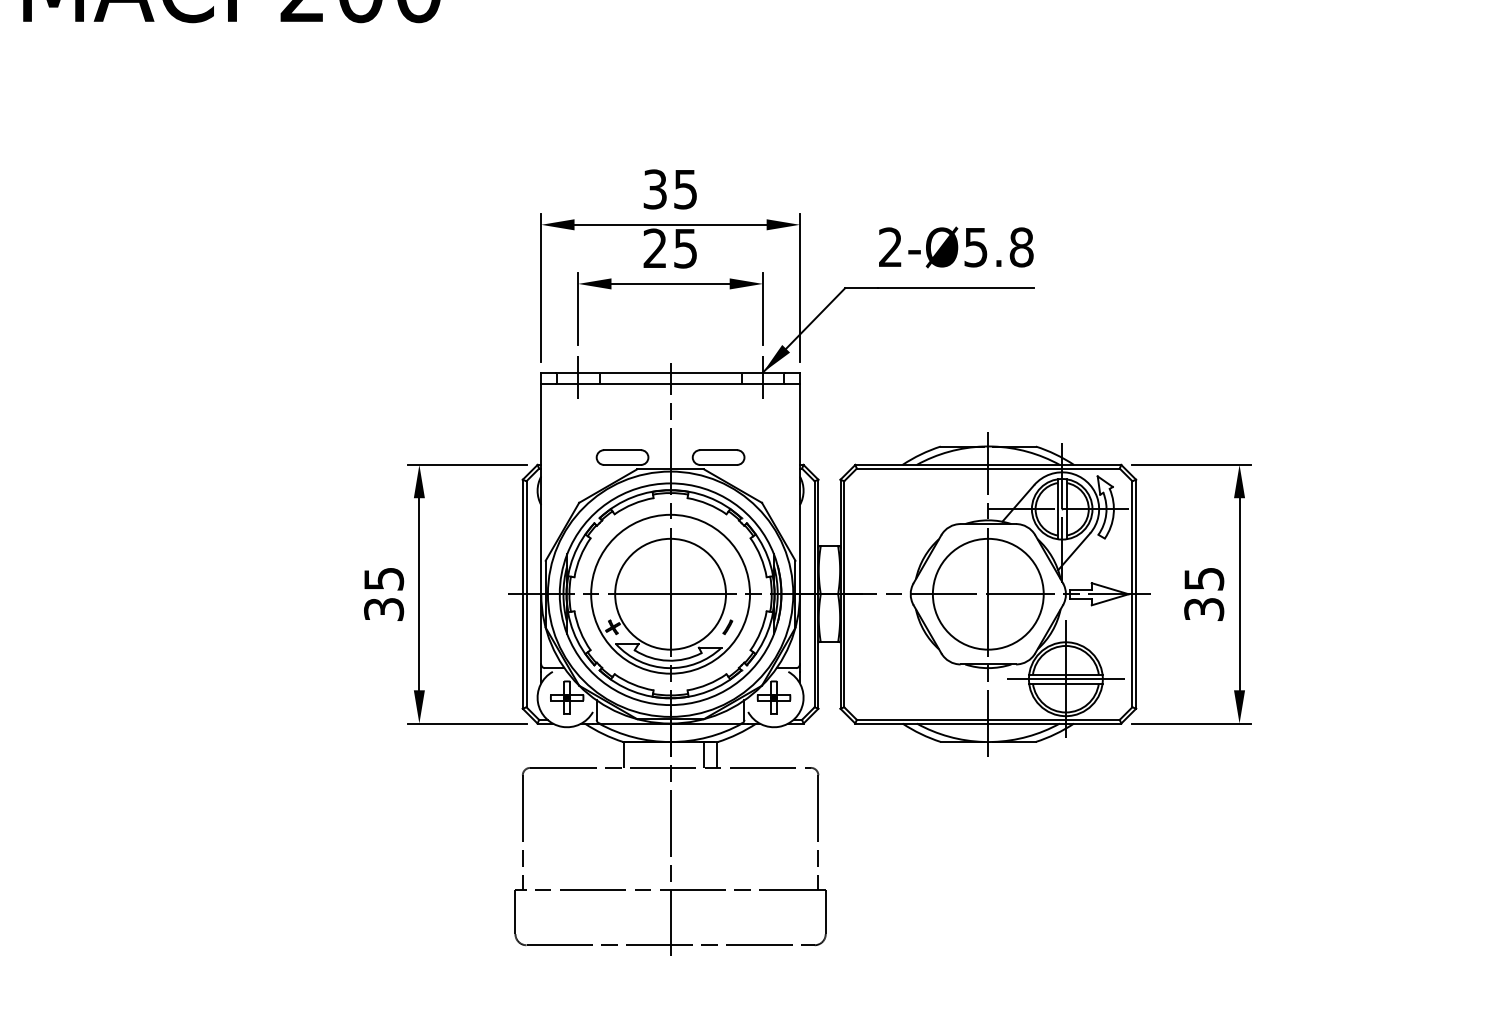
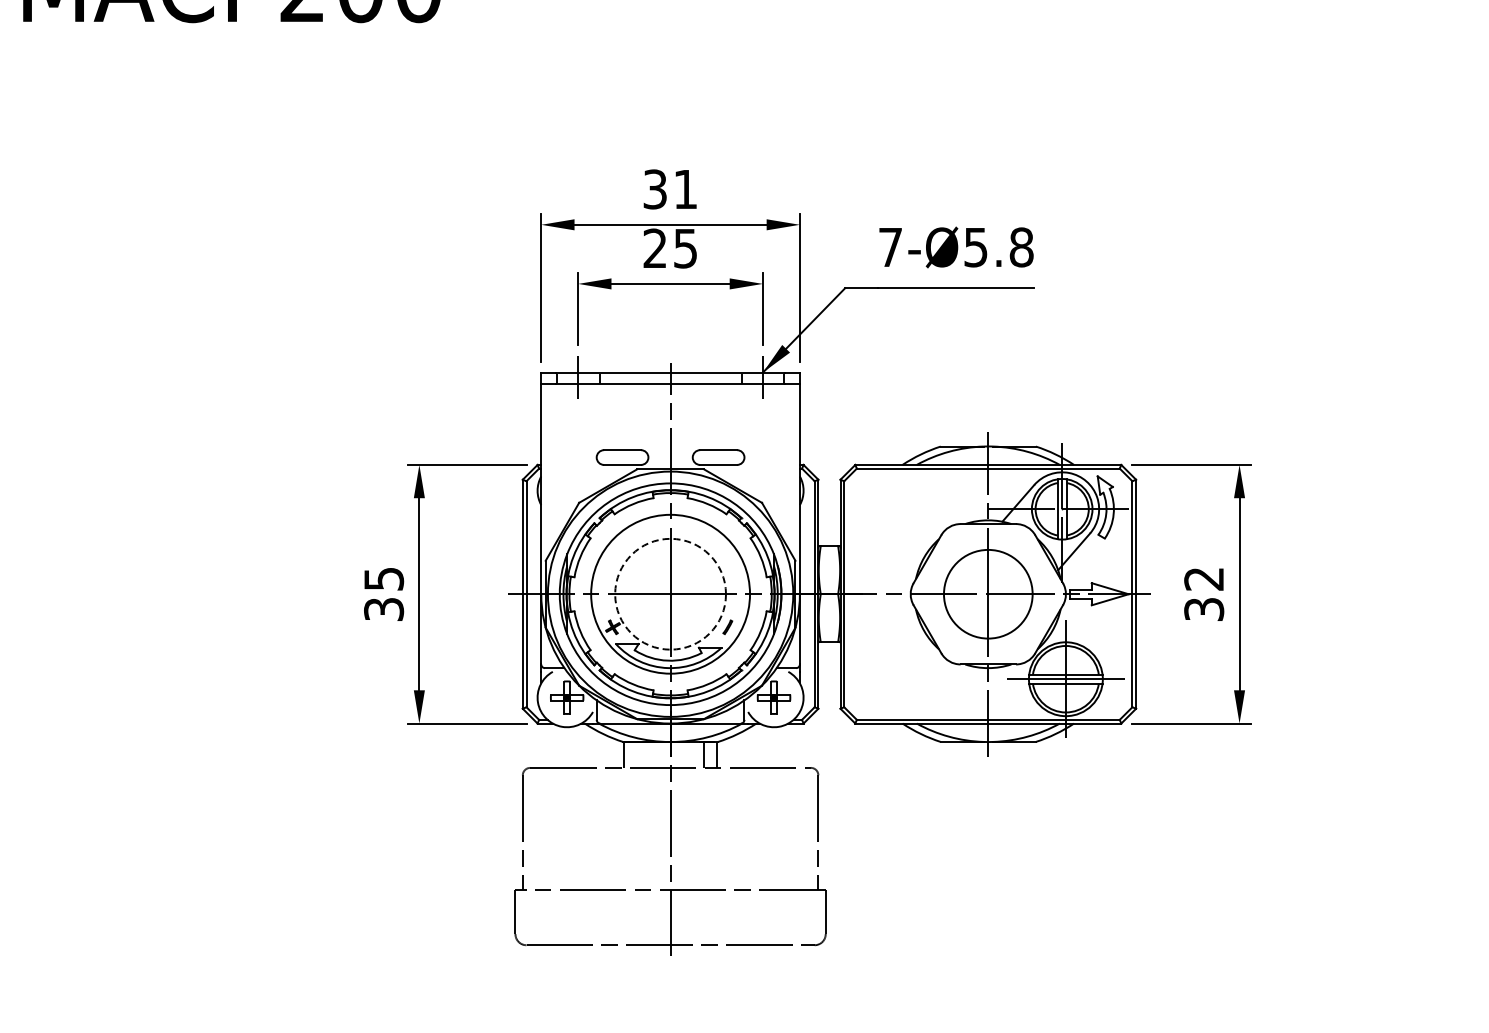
text: 35 -> 31 (685, 189)
text: 2-Ø5.8 -> 7-Ø5.8 (890, 246)
text: 35 -> 32 (1204, 579)
circle: solid -> dashed (670, 593)
circle diameter: 111 px -> 89 px (987, 593)
